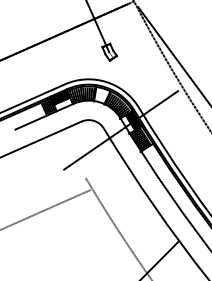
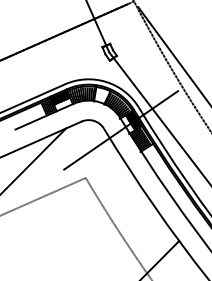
line: none -> present (158, 117)
line: none -> present (34, 160)
line position: (46, 208) -> (43, 195) (43, 195)
